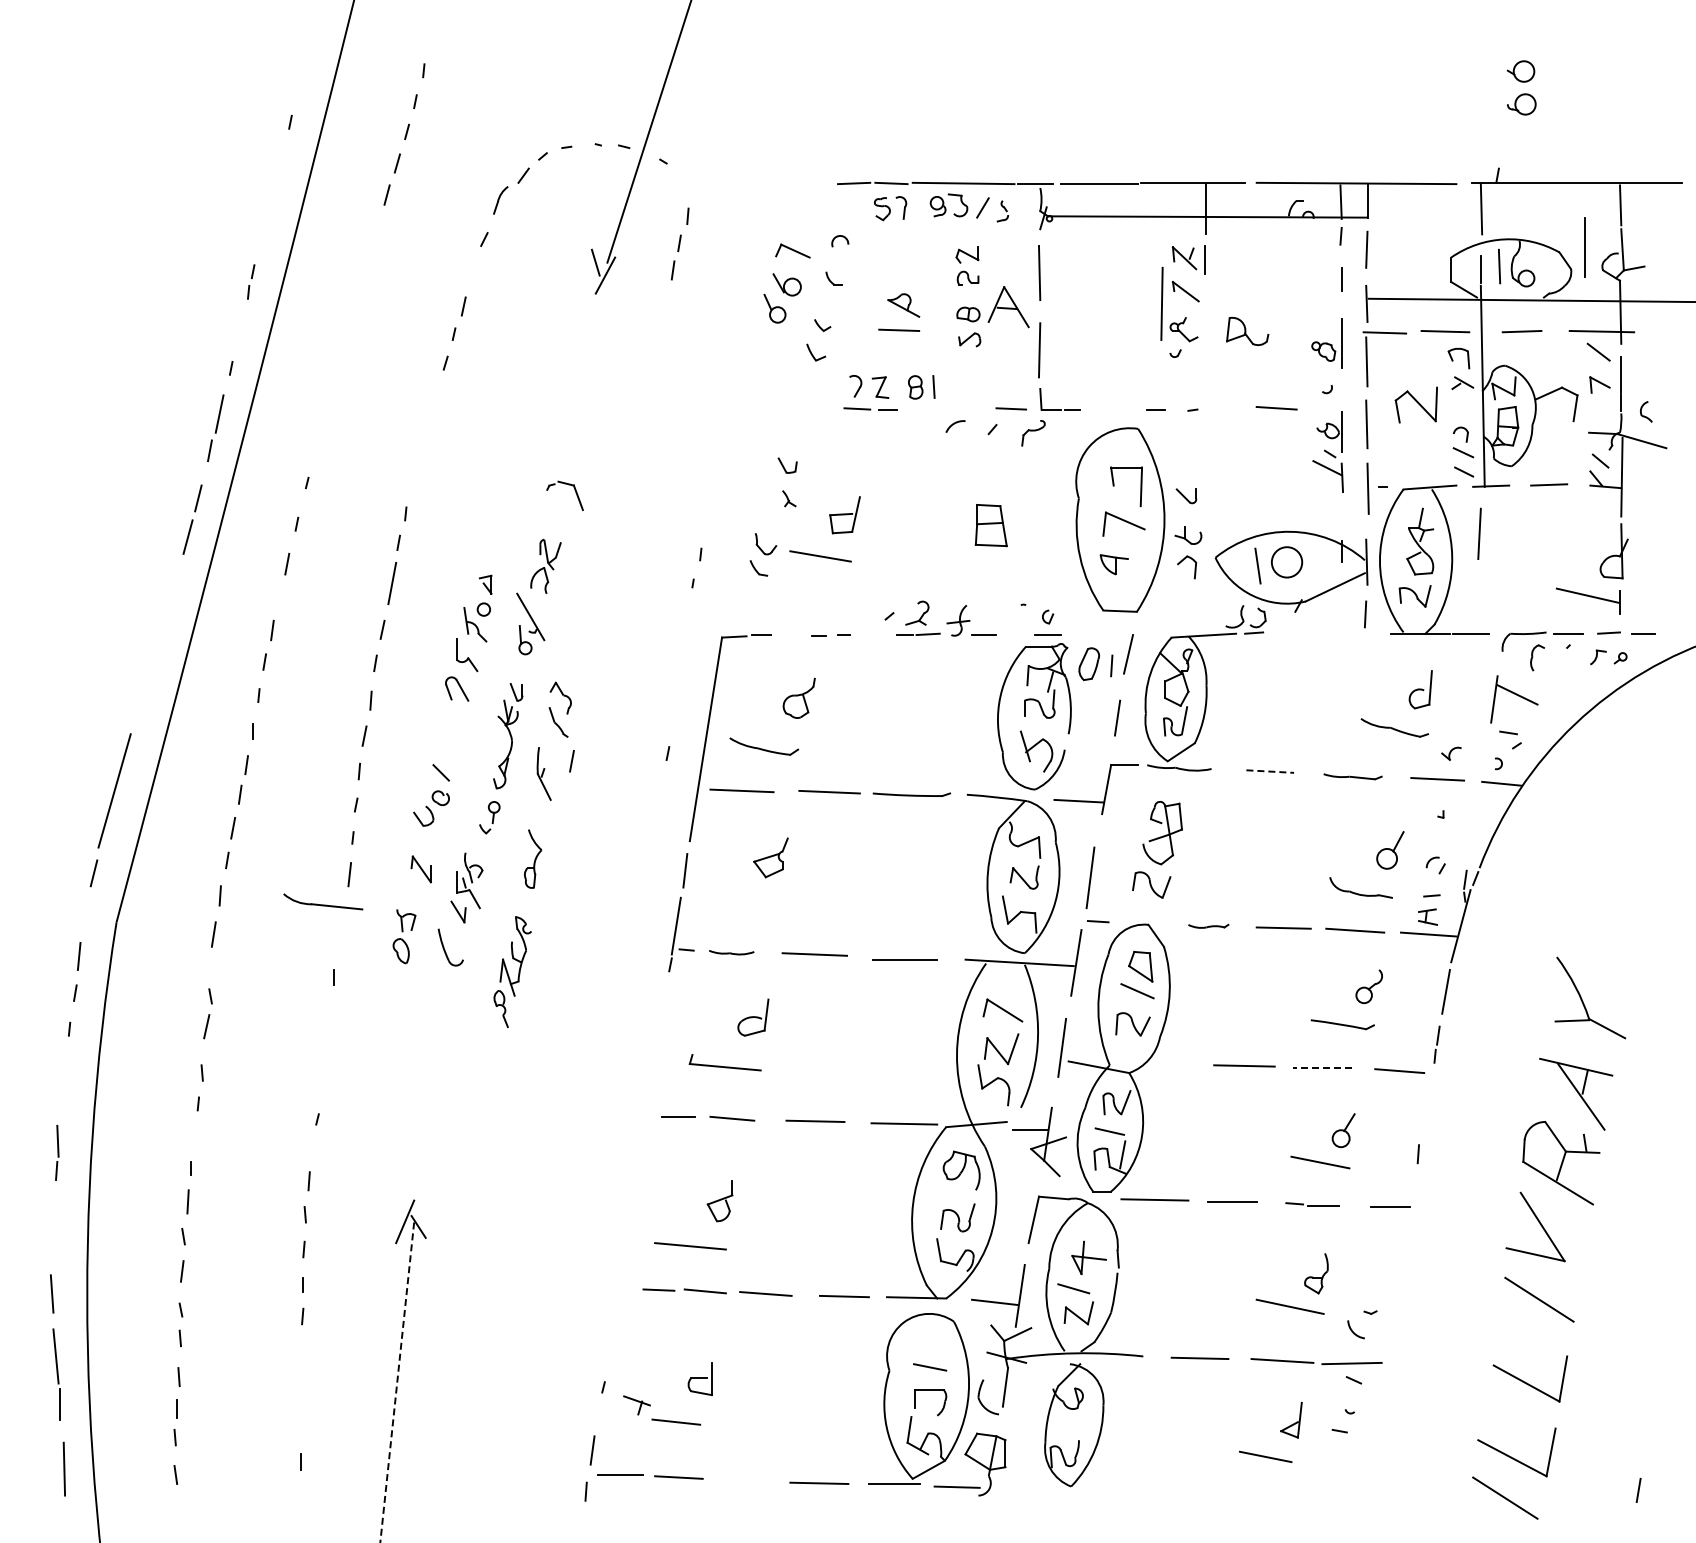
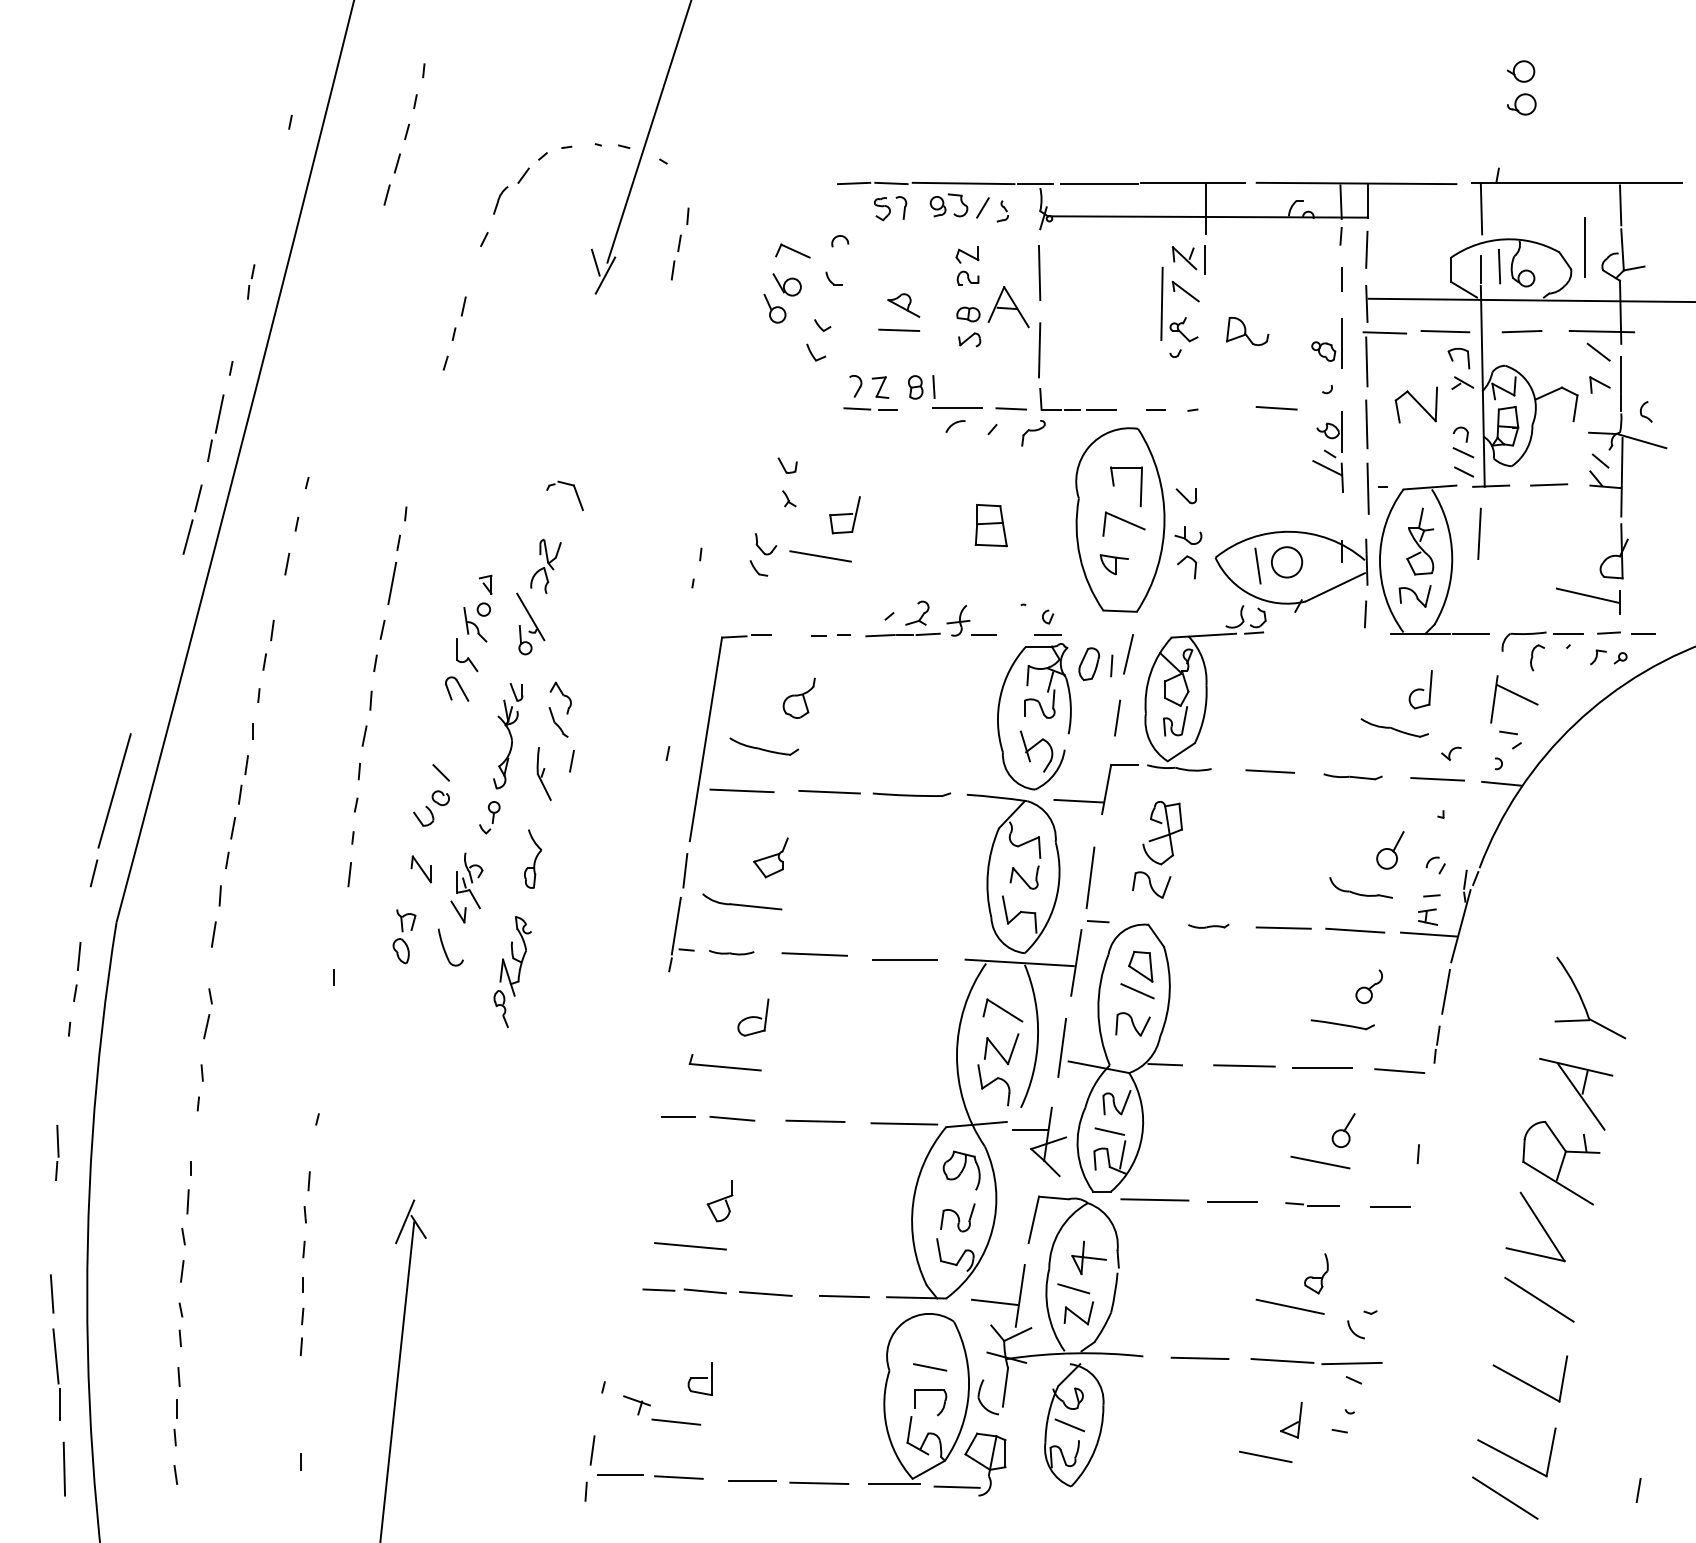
line: none -> present (957, 408)
line: none -> present (1101, 409)
line: none -> present (880, 635)
line: dashed -> solid (1270, 771)
part position: (323, 901) -> (742, 901) (742, 901)
line: none -> present (1164, 1064)
line: dashed -> solid (1322, 1067)
line: none -> present (300, 1346)
line: dashed -> solid (397, 1382)
line: none -> present (1069, 1425)
line: none -> present (752, 1480)
